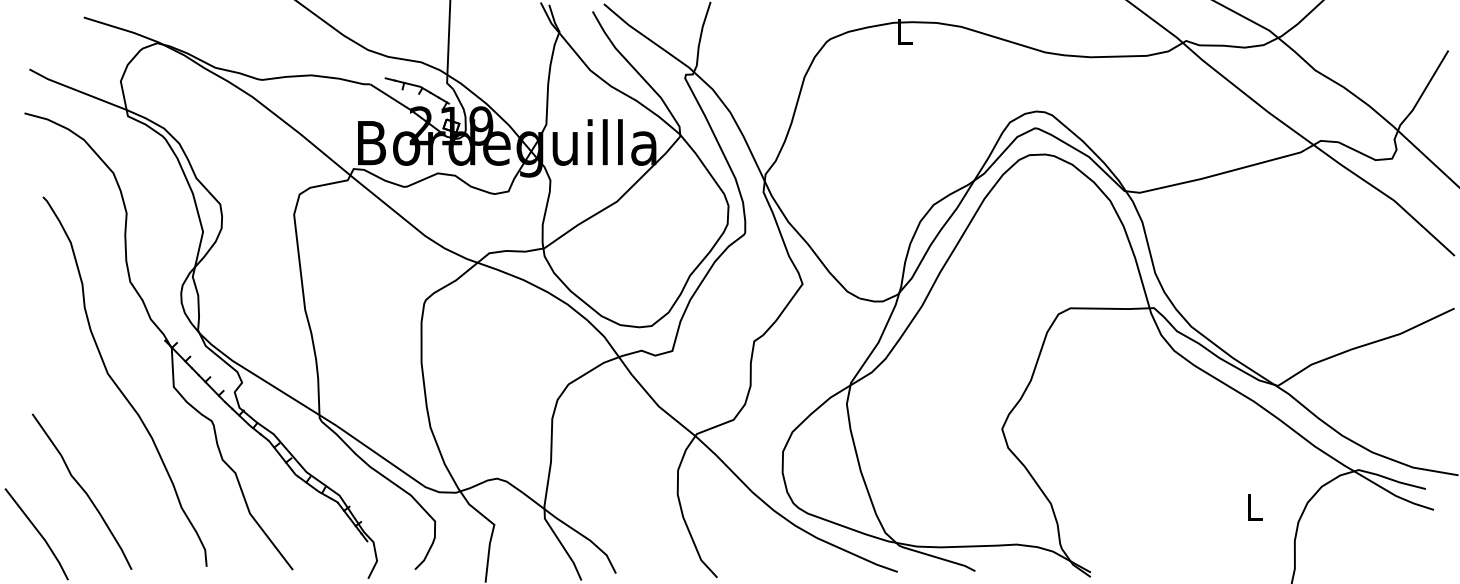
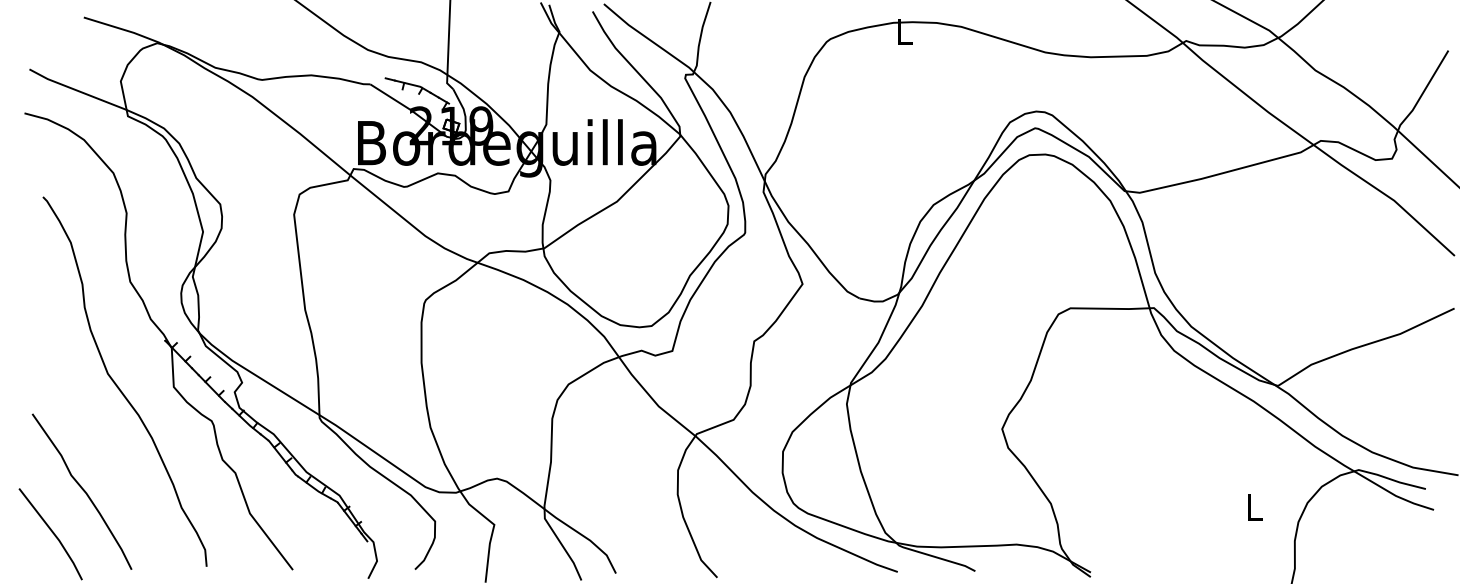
line position: (37, 532) -> (51, 532) (51, 532)
